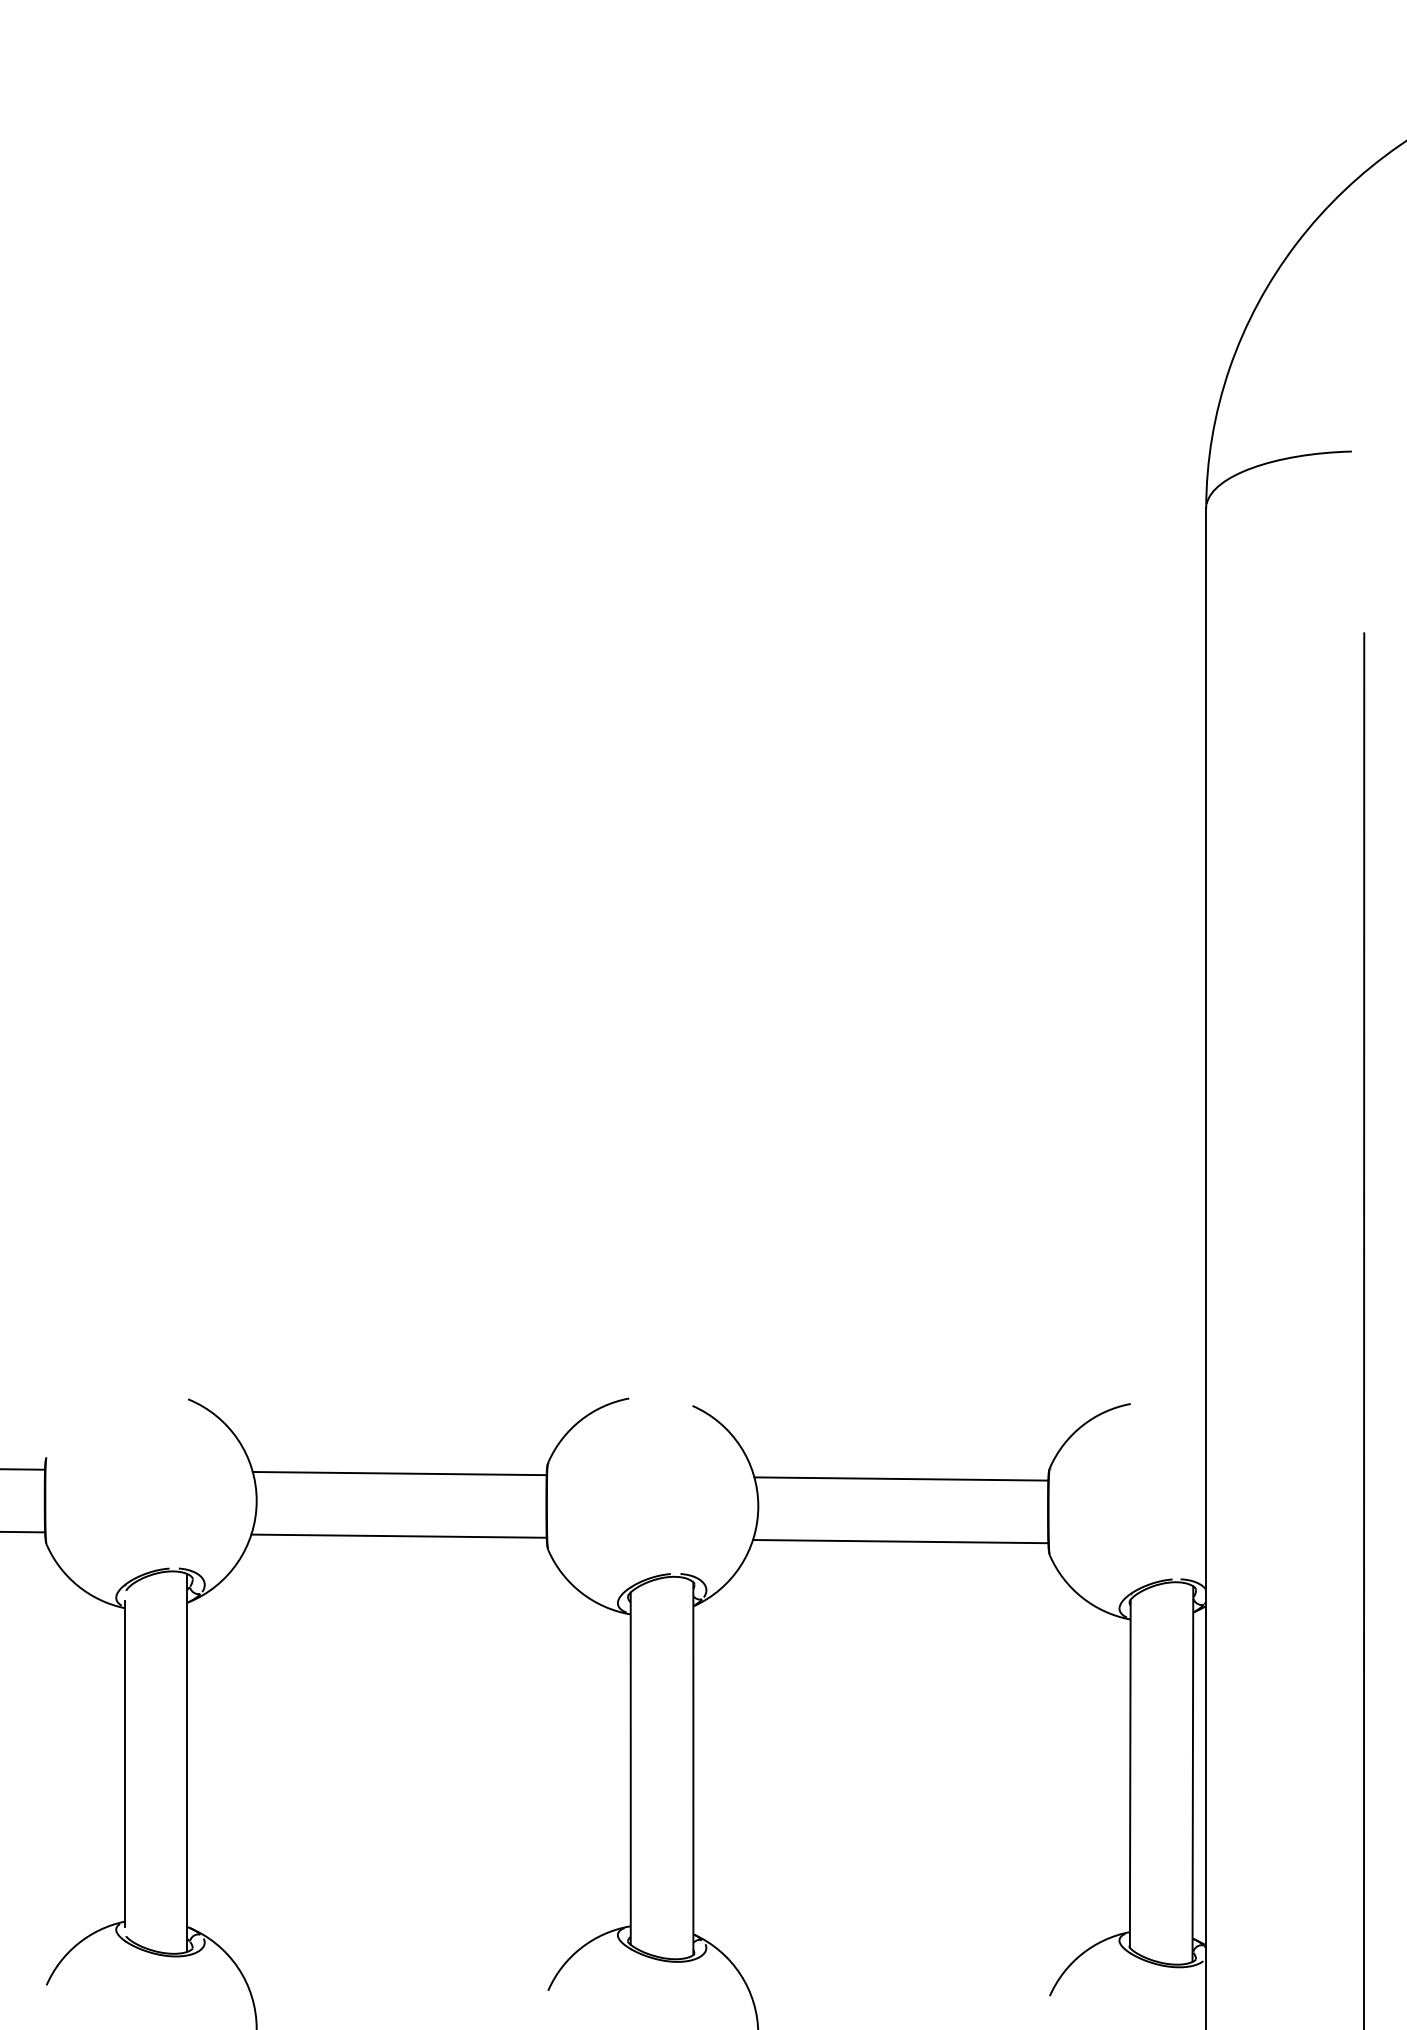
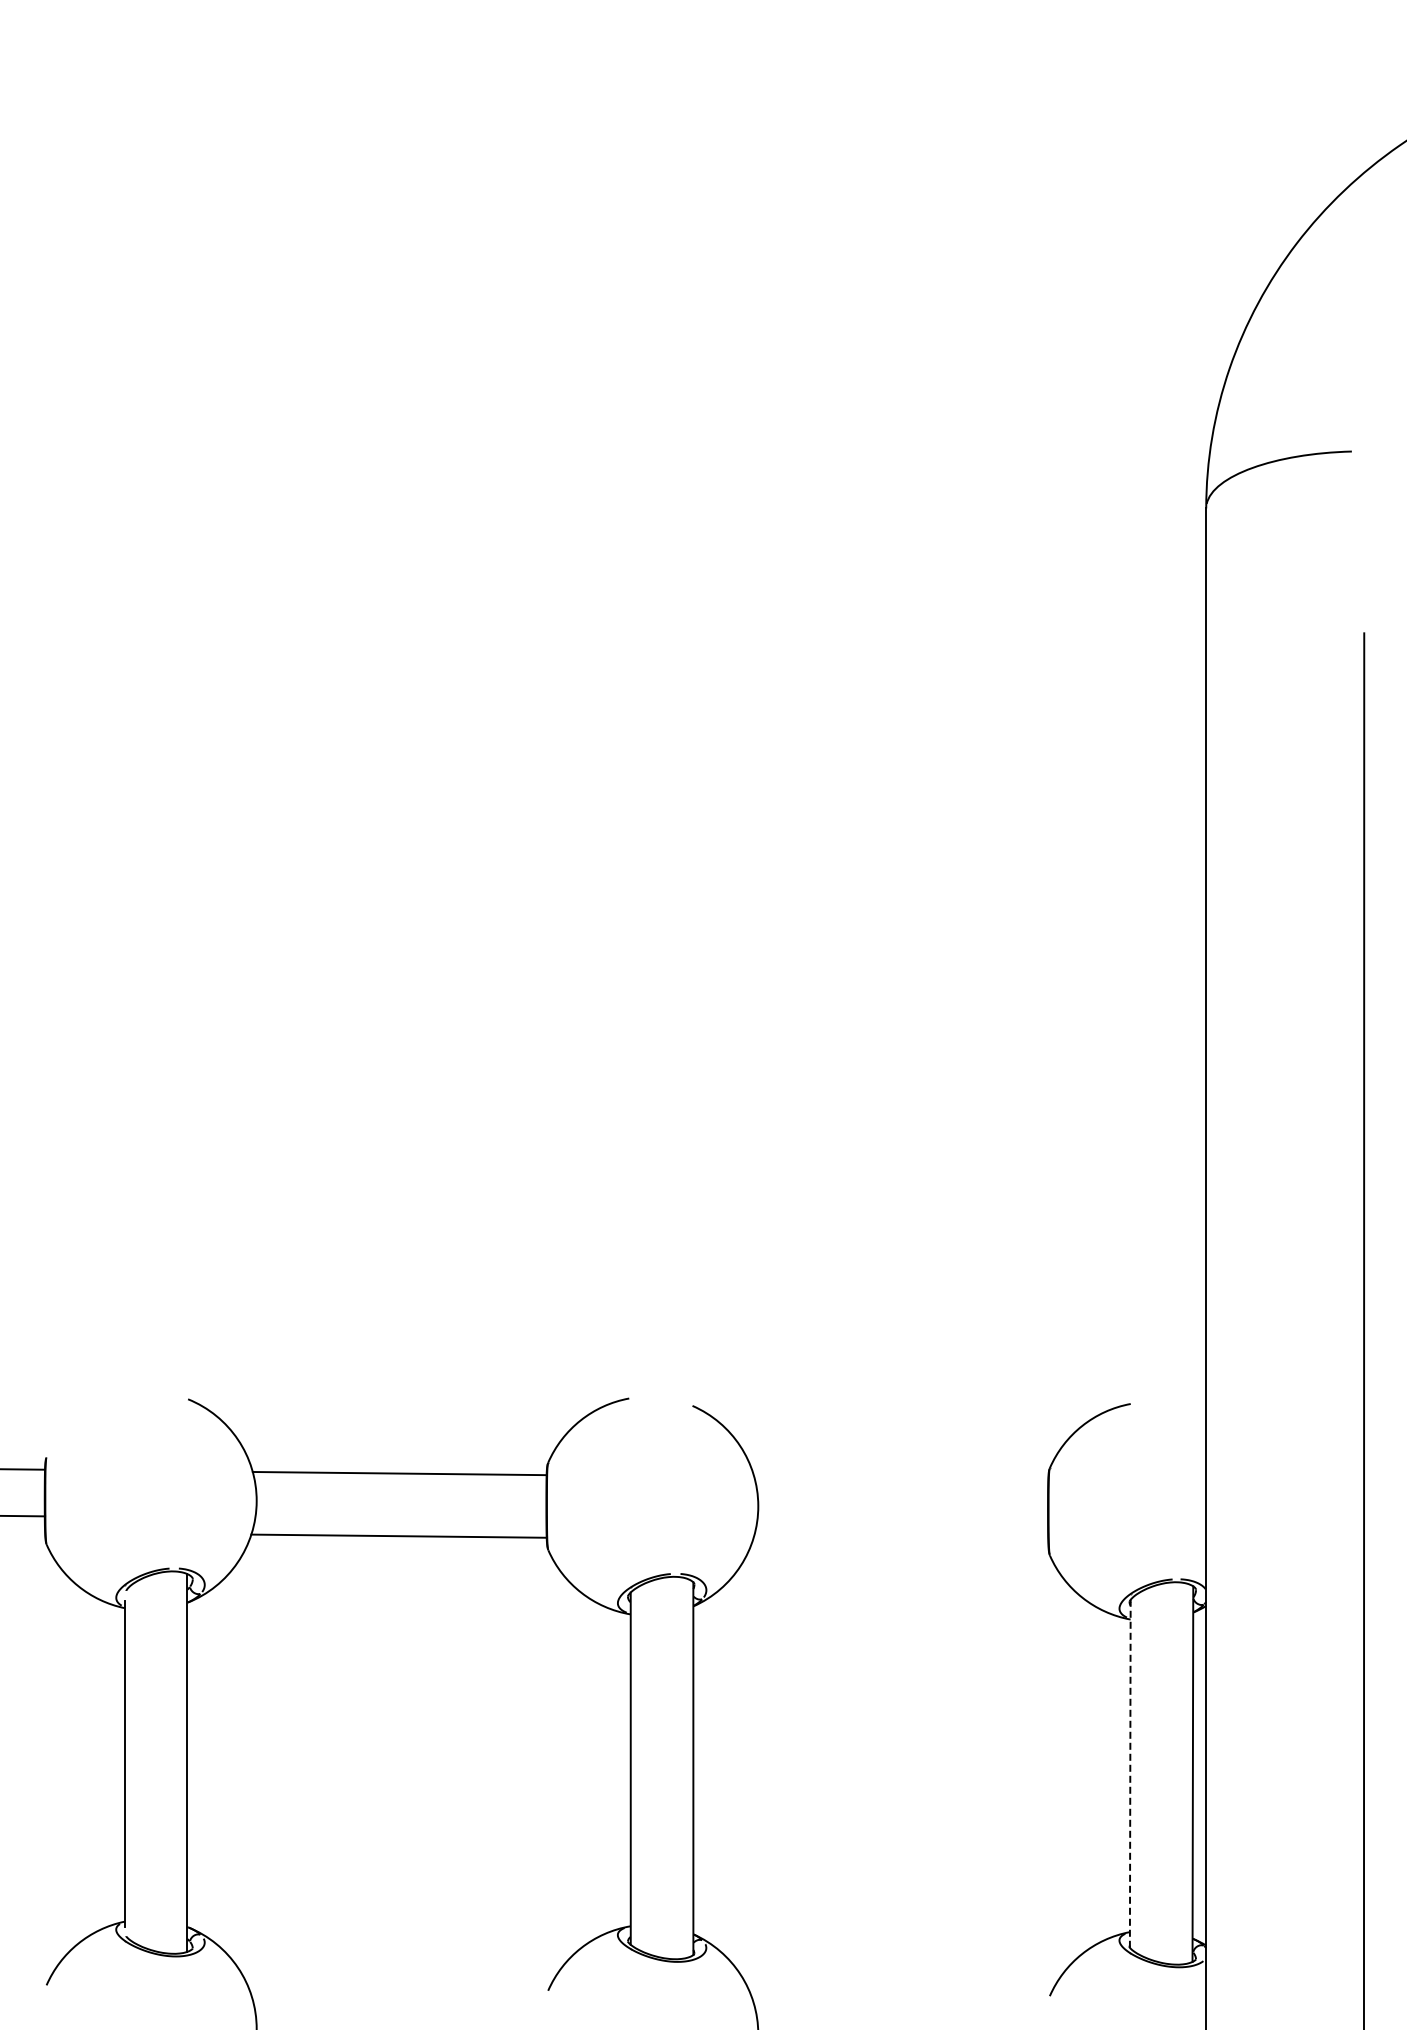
line: present -> none (901, 1478)
line position: (23, 1531) -> (23, 1515) (23, 1515)
line: present -> none (900, 1541)
line: solid -> dashed (1130, 1773)
